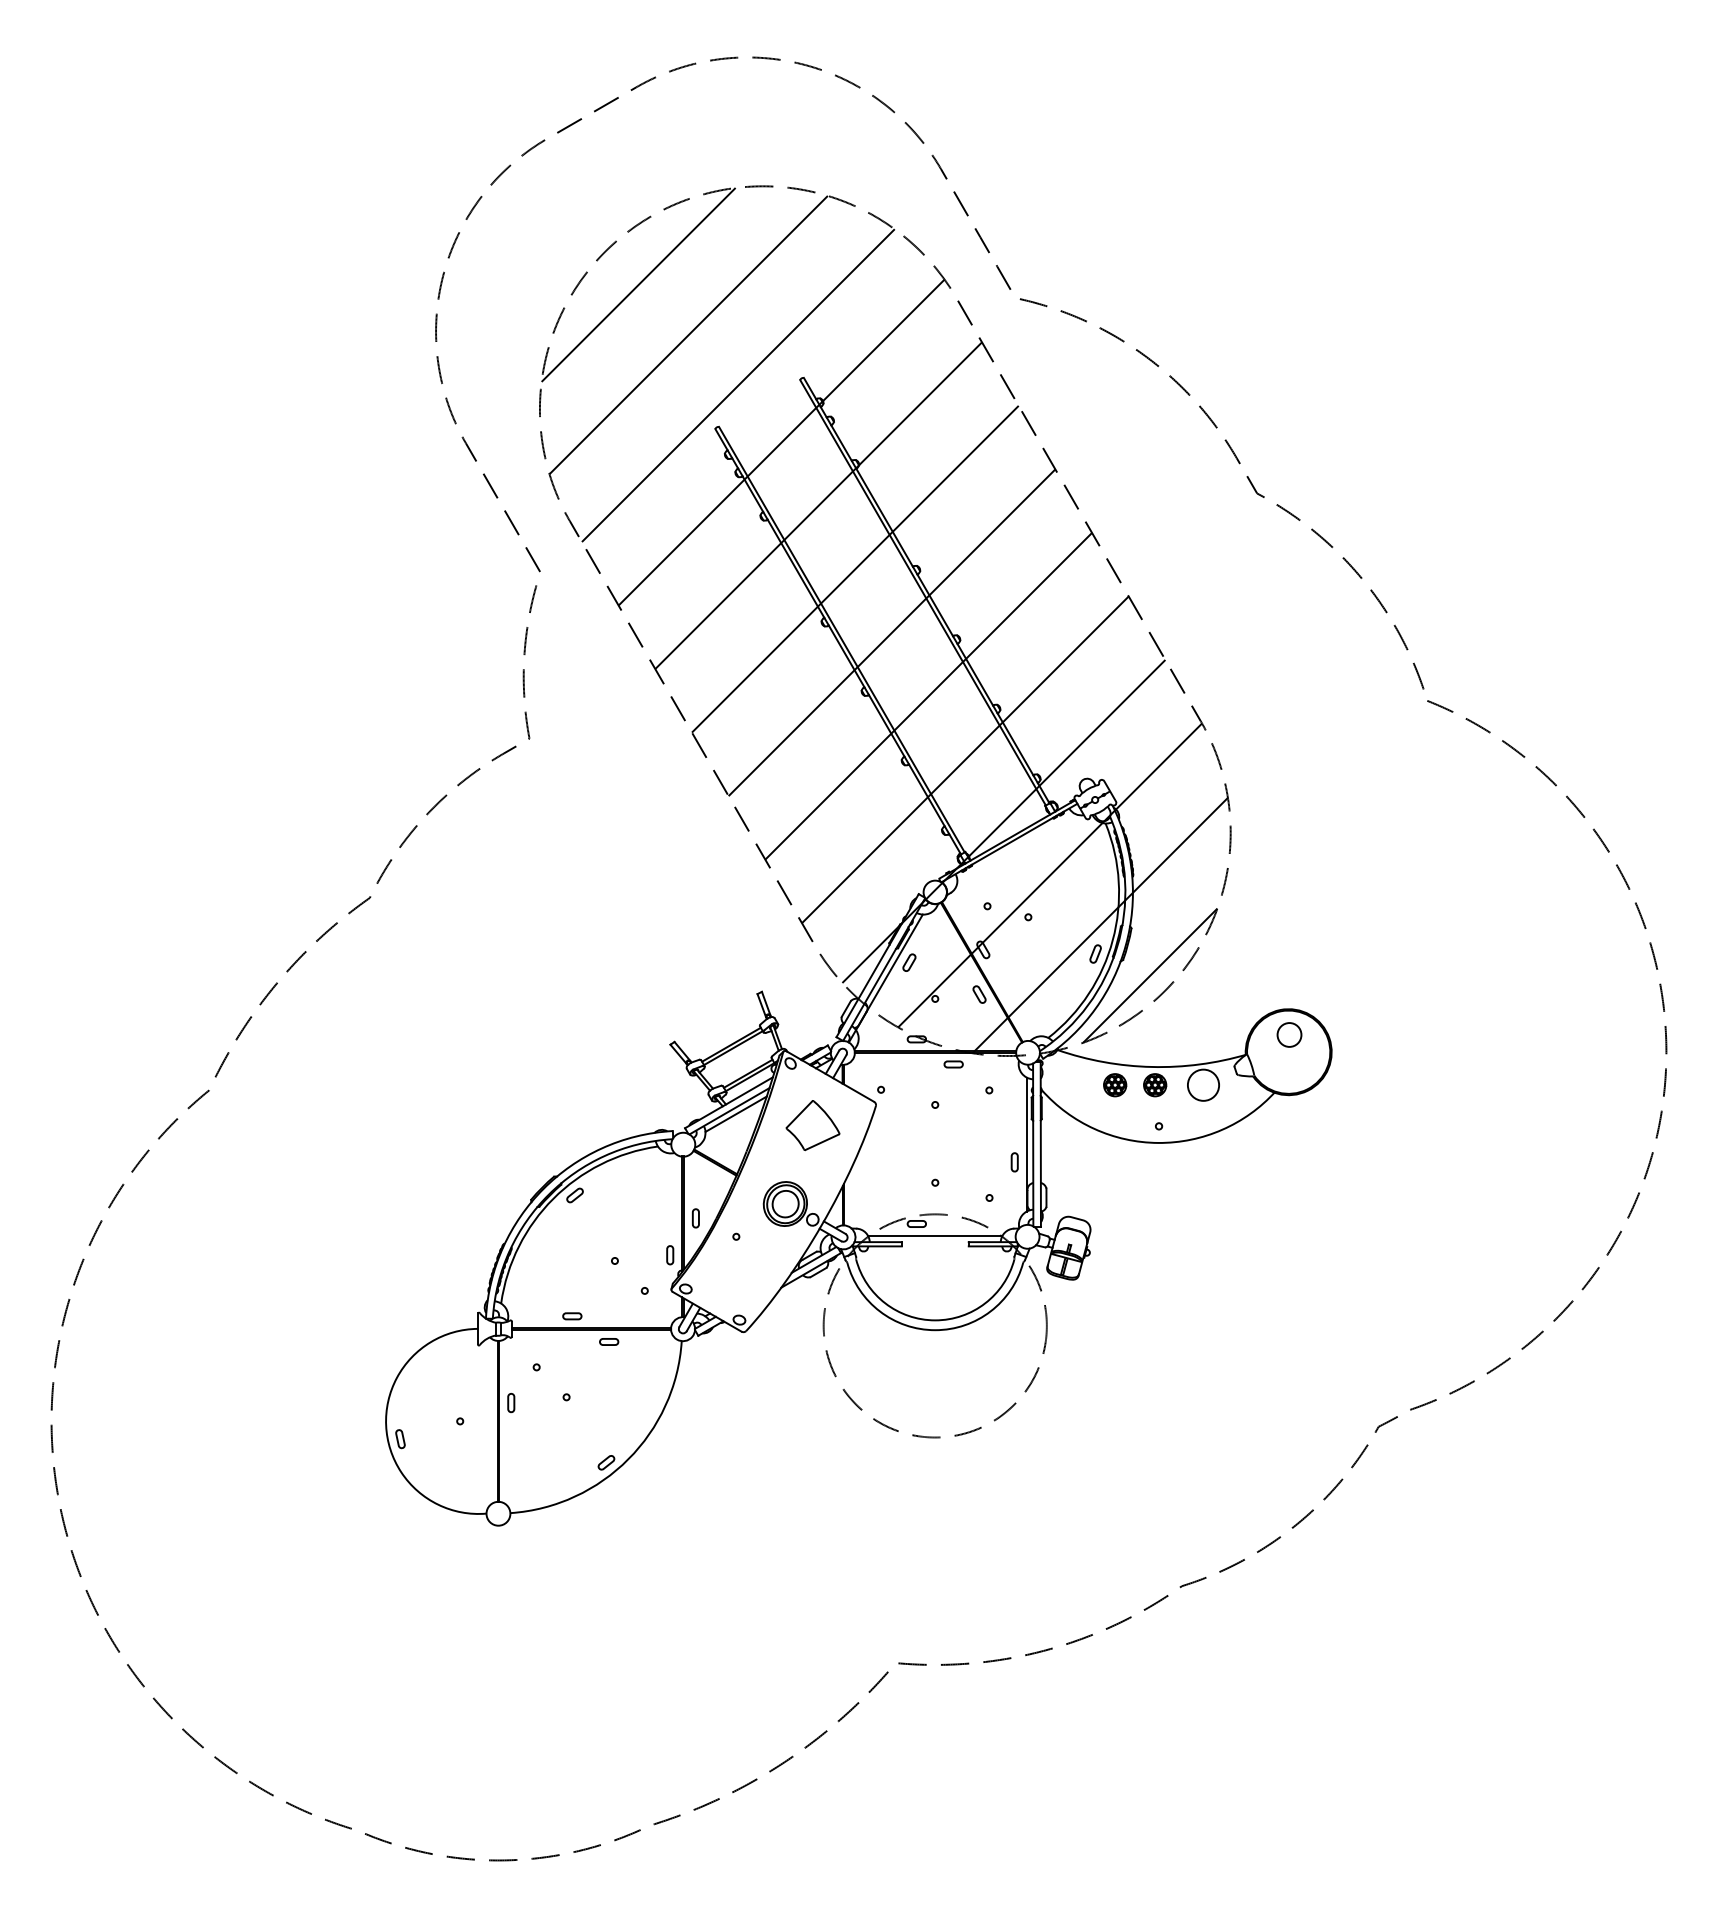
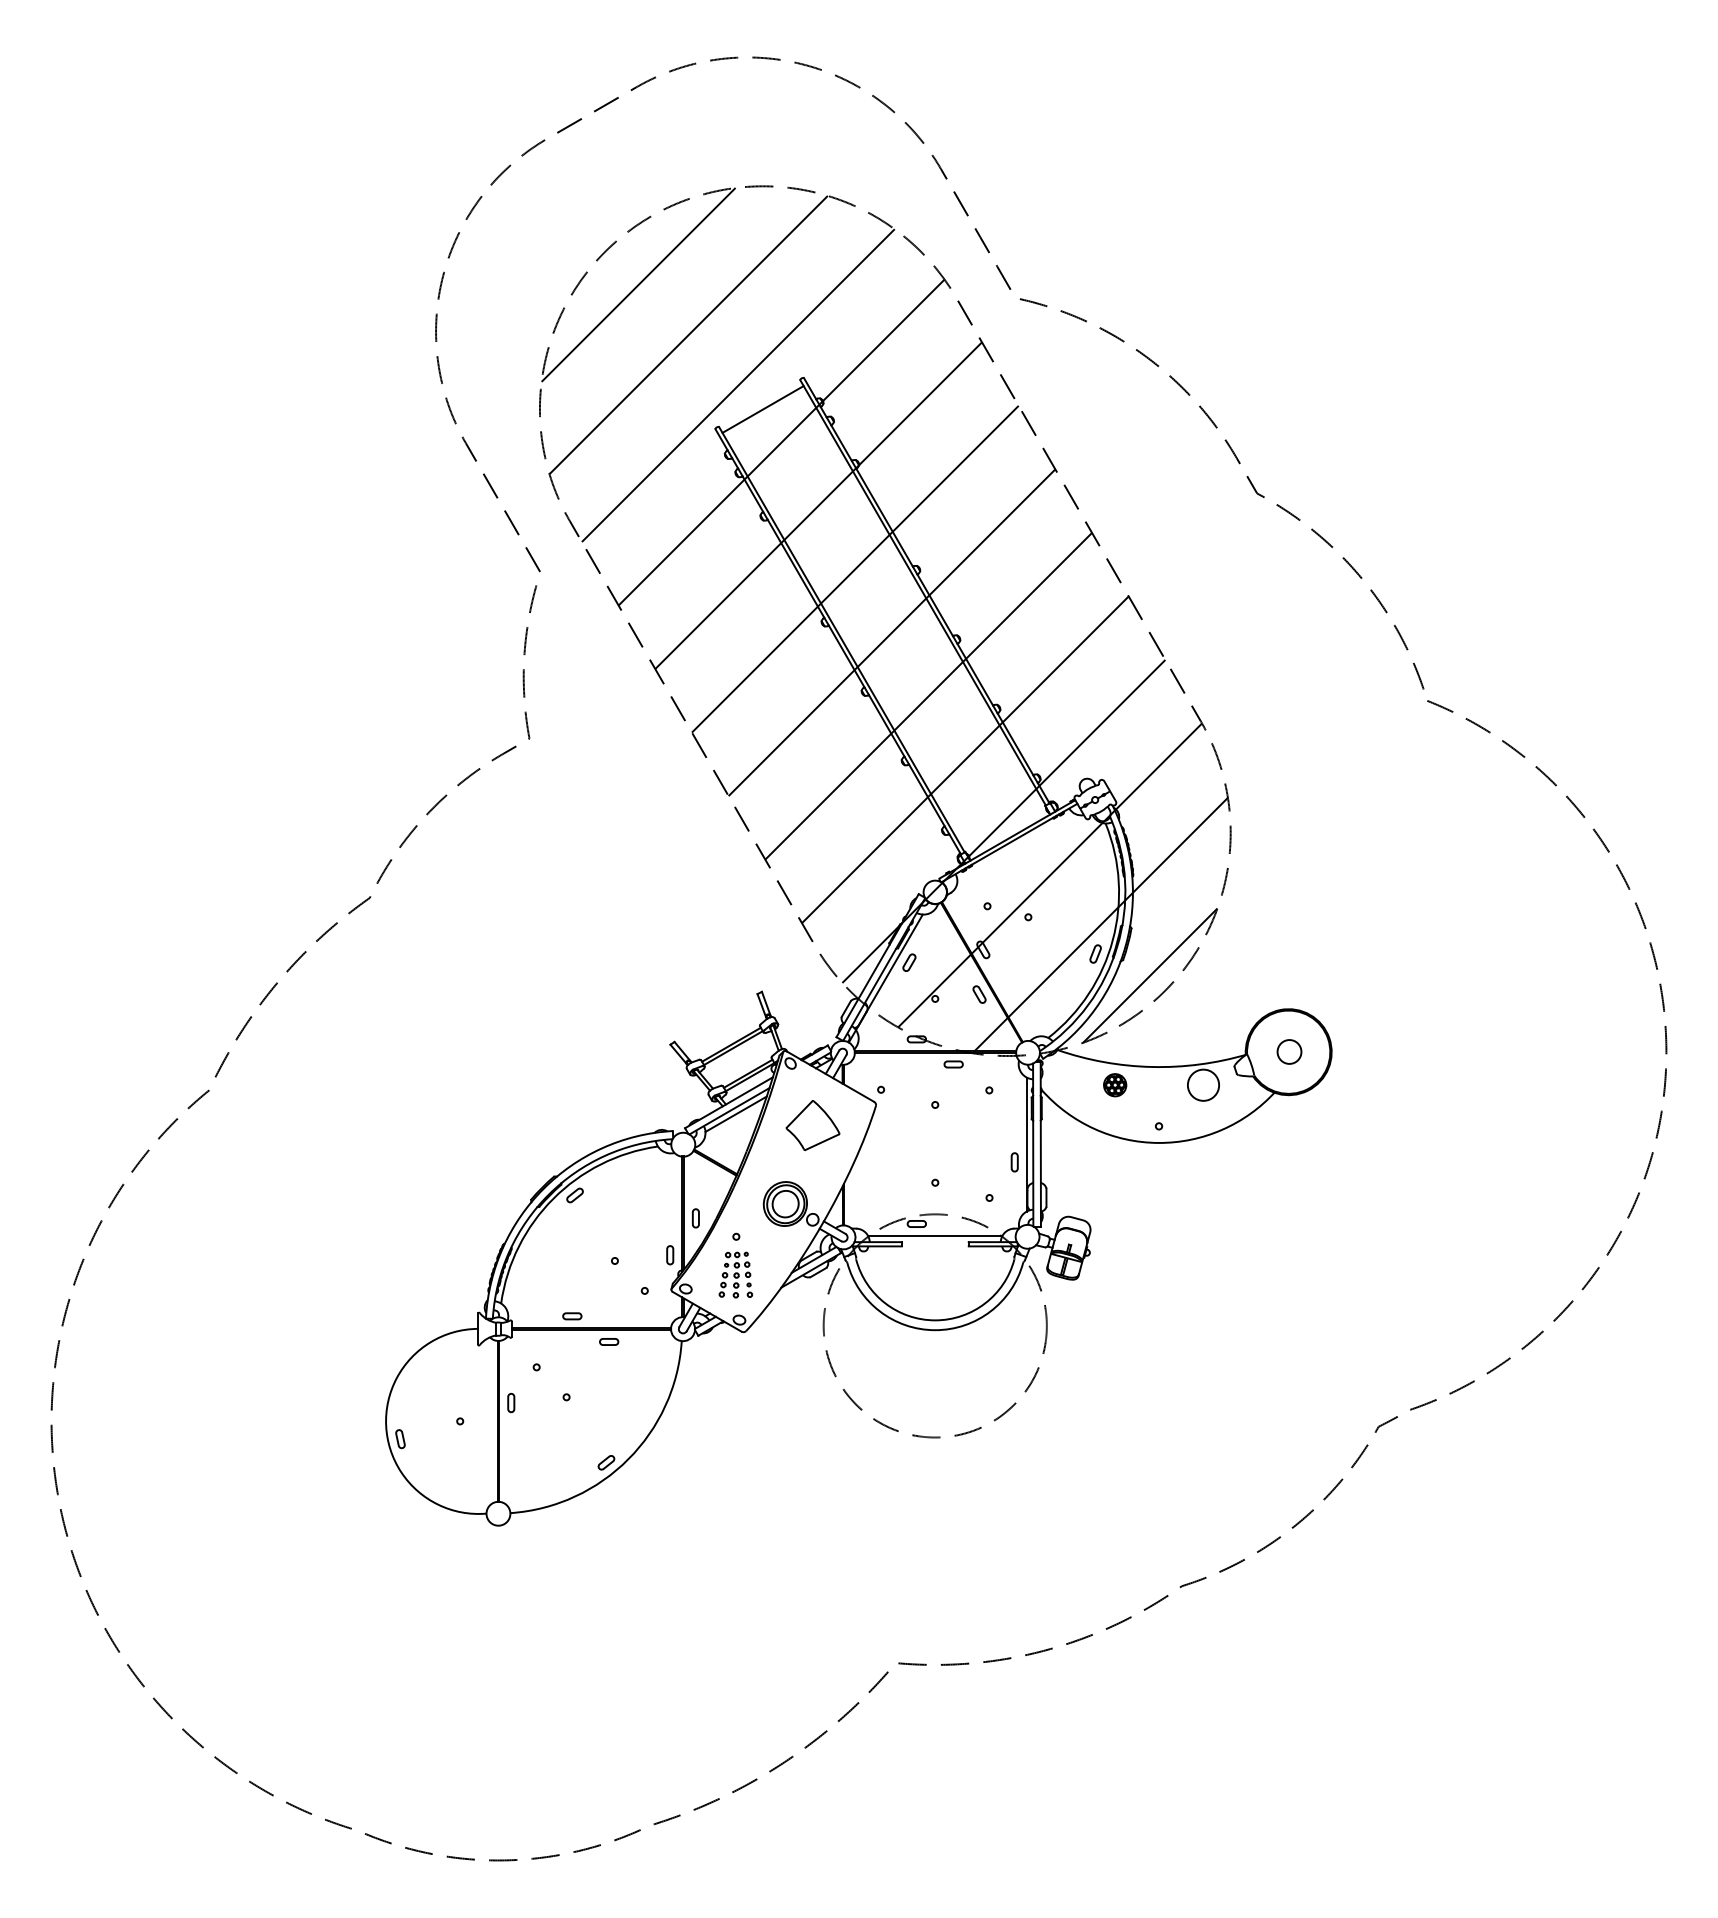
line: none -> present (762, 409)
circle position: (1289, 1034) -> (1289, 1051) (1289, 1051)
part: present -> none (1155, 1085)
part: none -> present (735, 1274)
